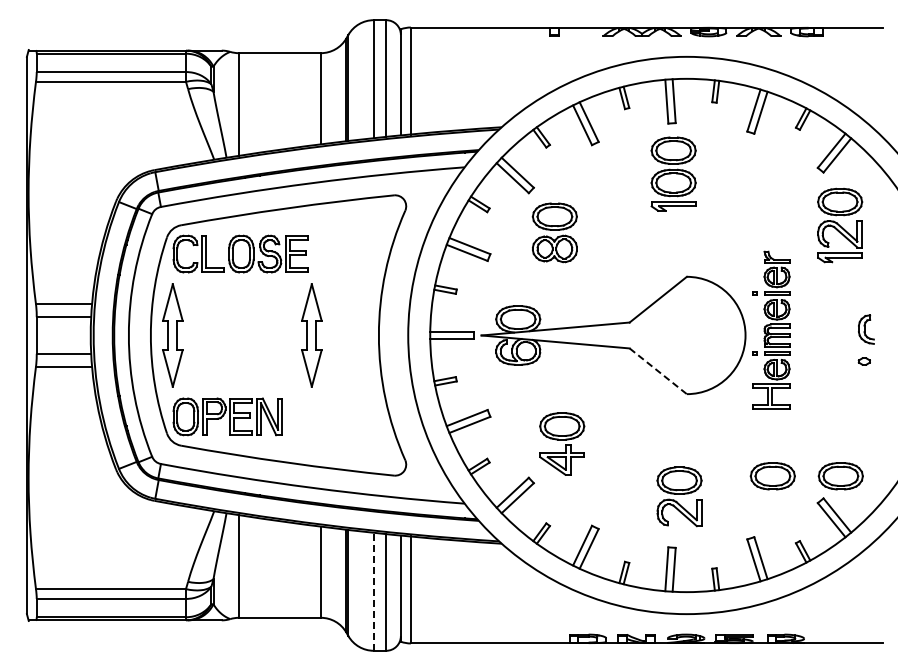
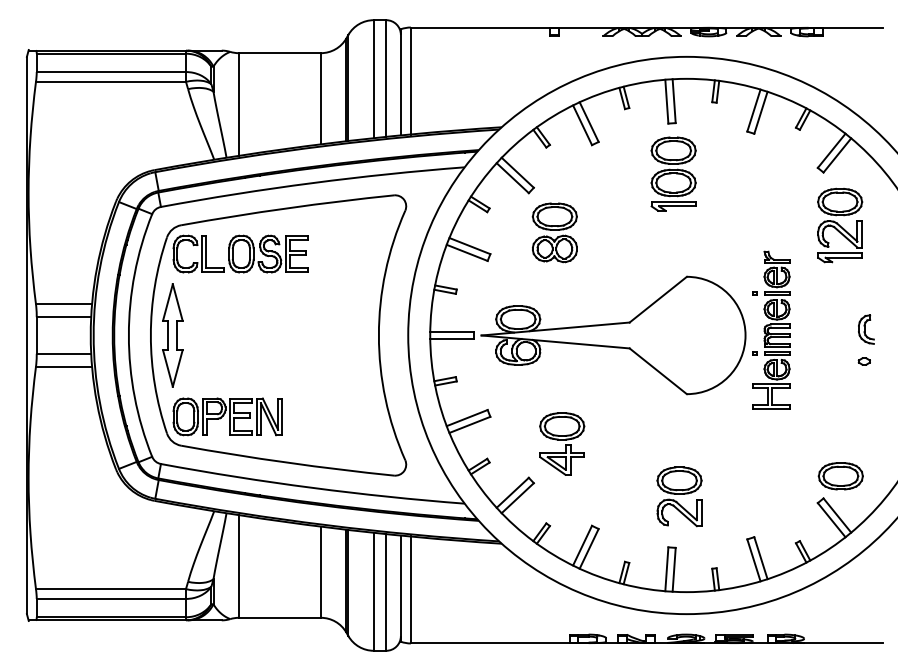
part: present -> none (311, 335)
line: dashed -> solid (658, 371)
part: present -> none (772, 476)
line: dashed -> solid (373, 591)
